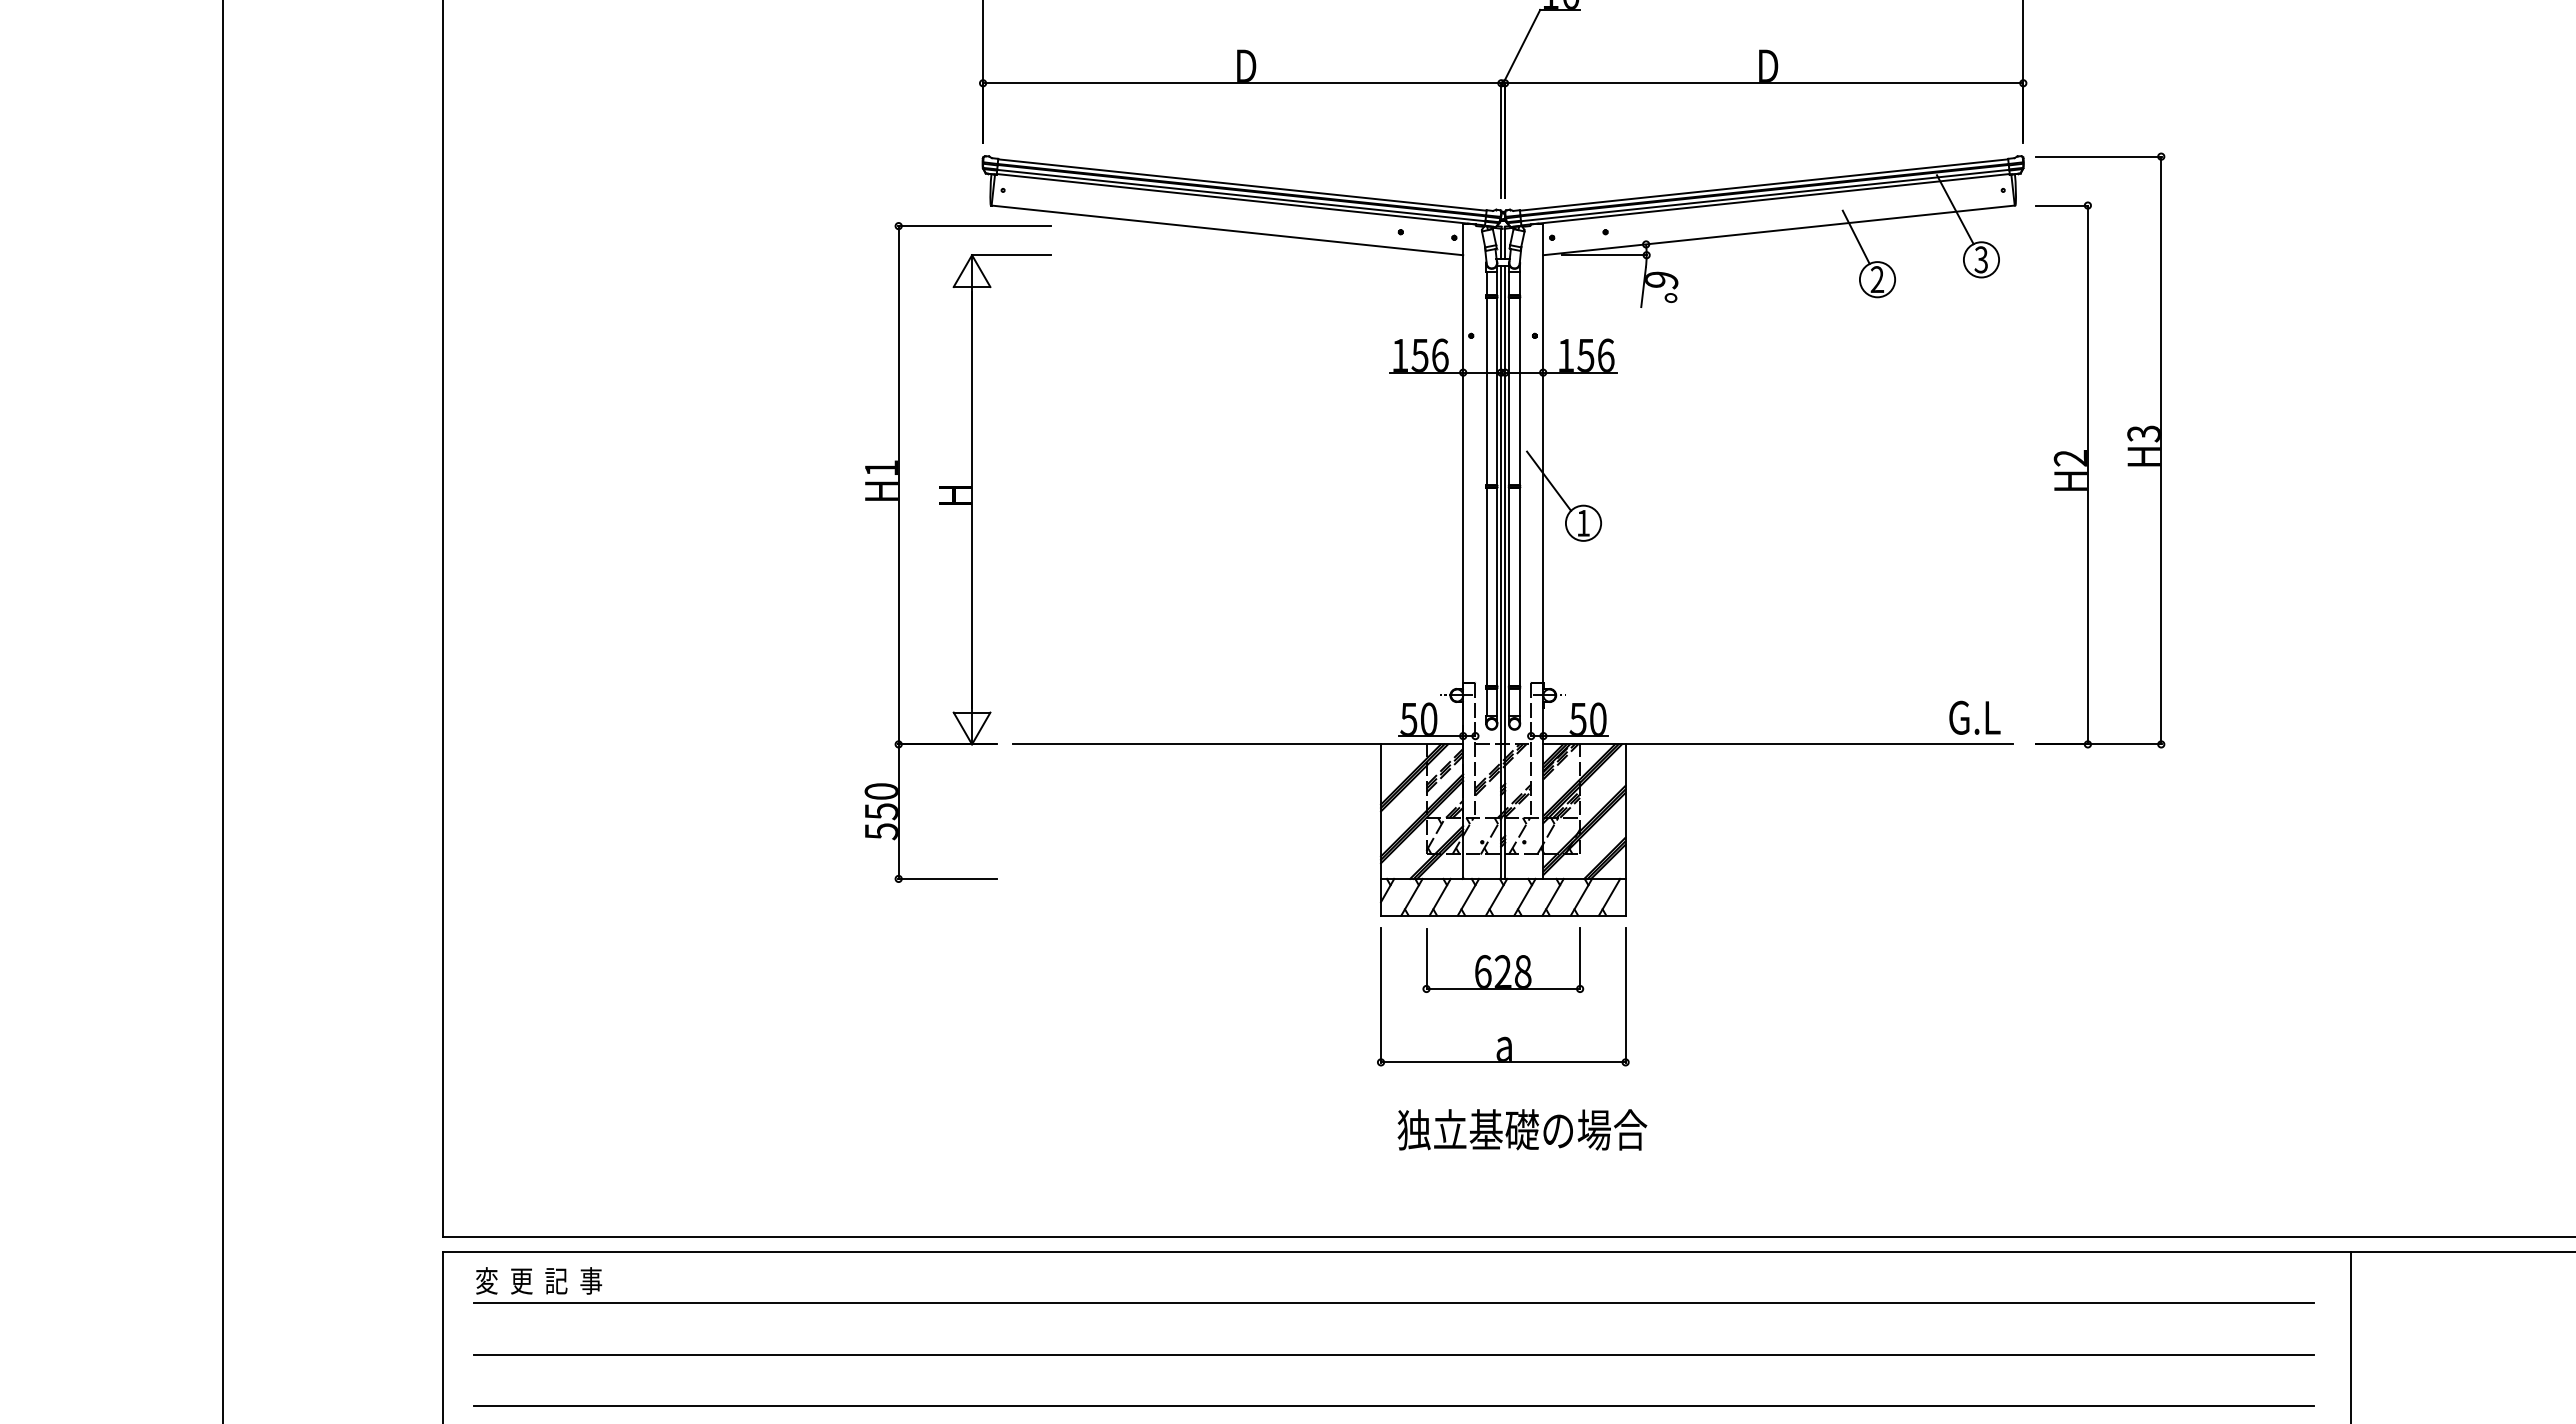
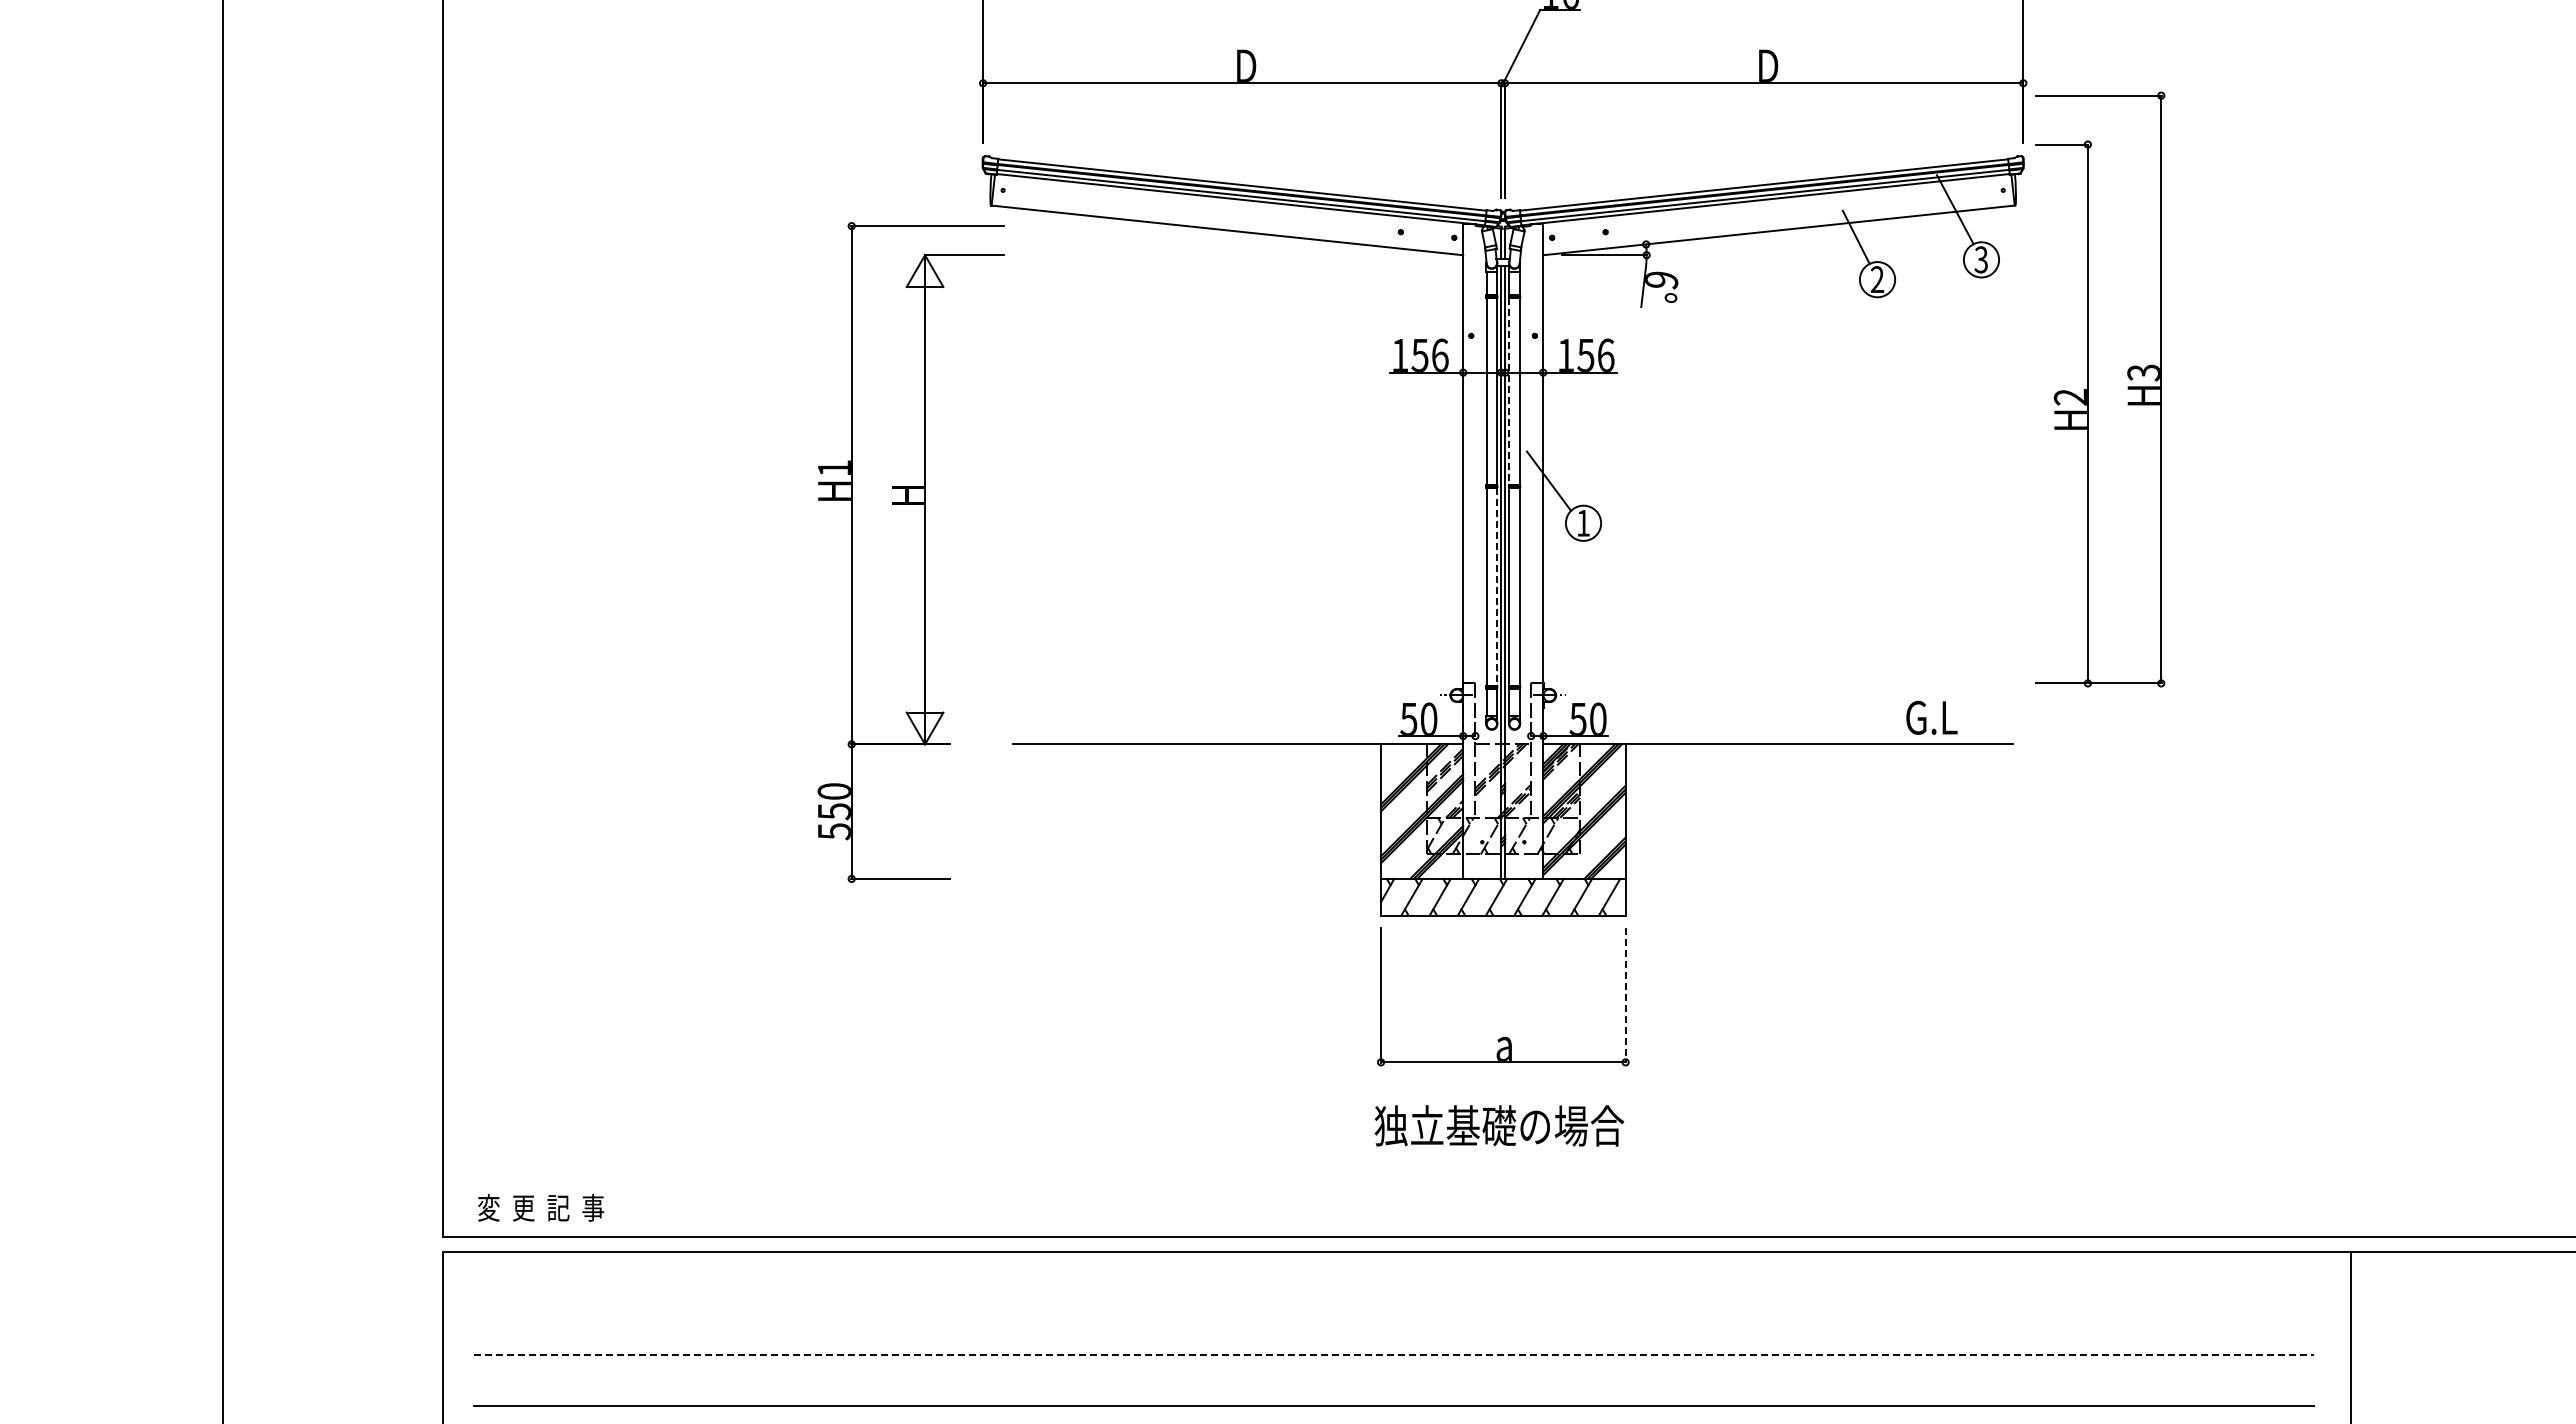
line: solid -> dashed (1509, 392)
part position: (2088, 450) -> (2088, 389) (2088, 389)
part position: (971, 552) -> (924, 552) (924, 552)
line: solid -> dashed (1496, 586)
text position: (1974, 717) -> (1931, 717) (1931, 717)
part: present -> none (1503, 959)
line: solid -> dashed (1625, 995)
text position: (1522, 1129) -> (1499, 1125) (1499, 1125)
text position: (539, 1280) -> (541, 1207) (541, 1207)
line: present -> none (1393, 1303)
line: solid -> dashed (1393, 1354)
